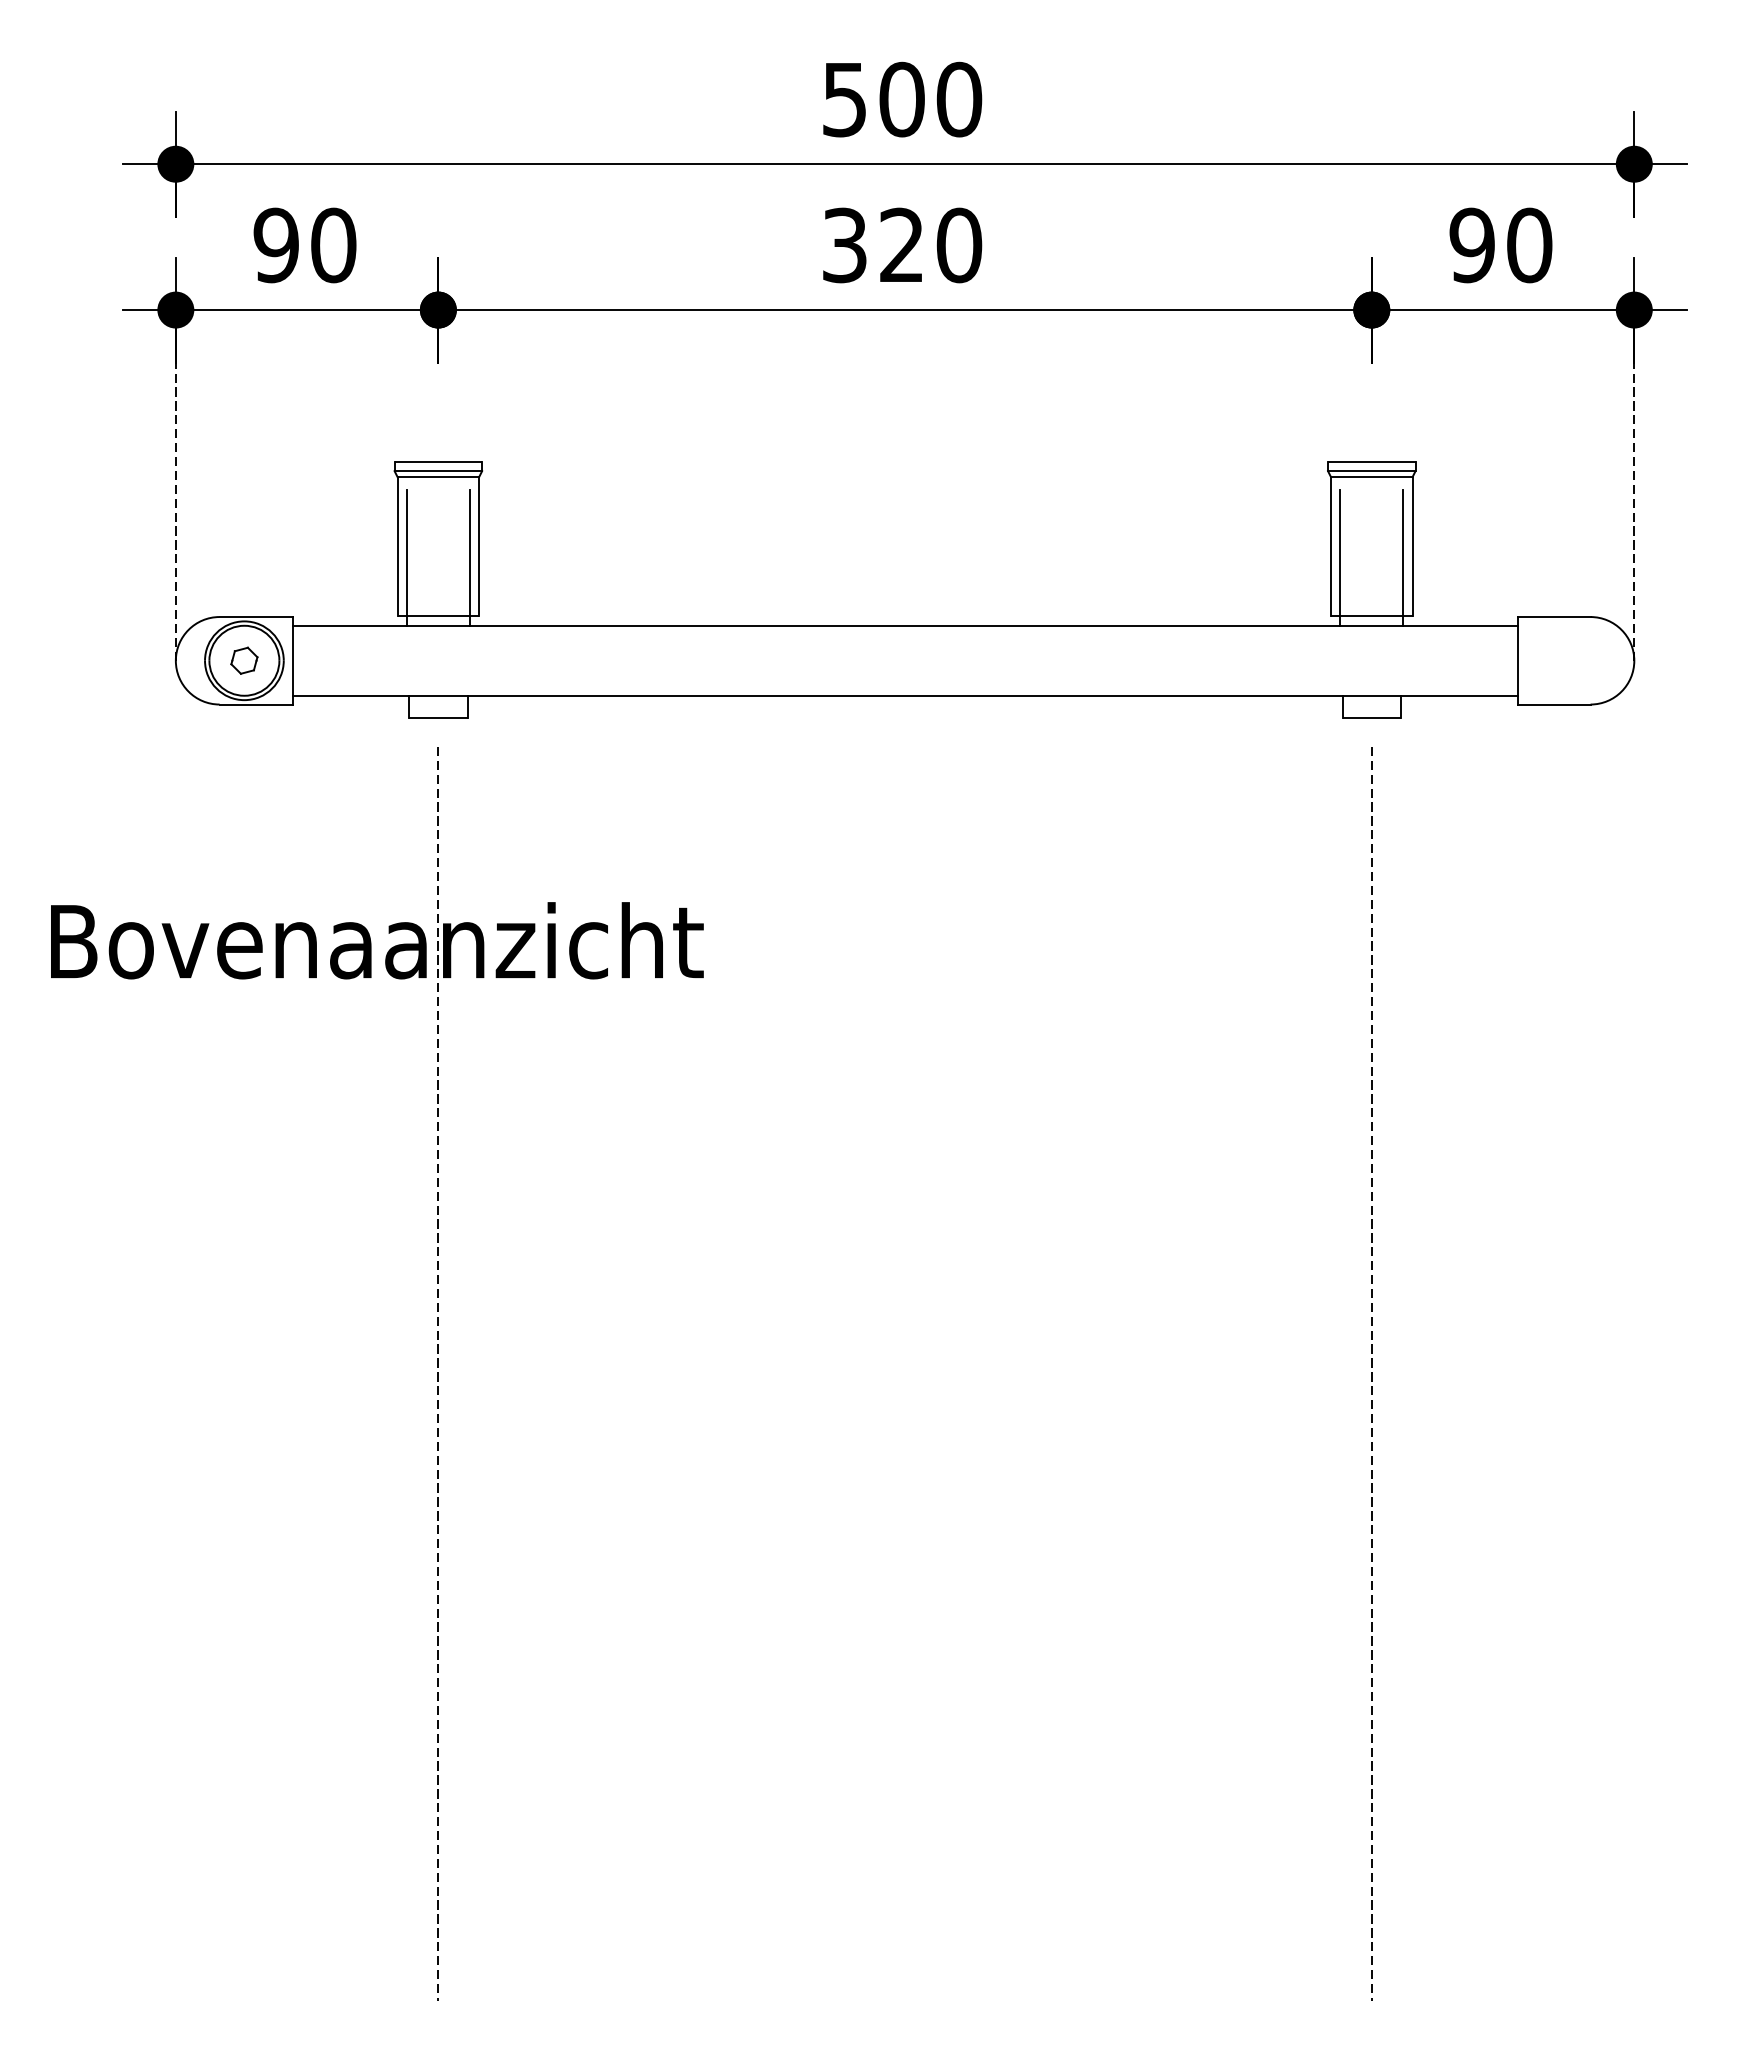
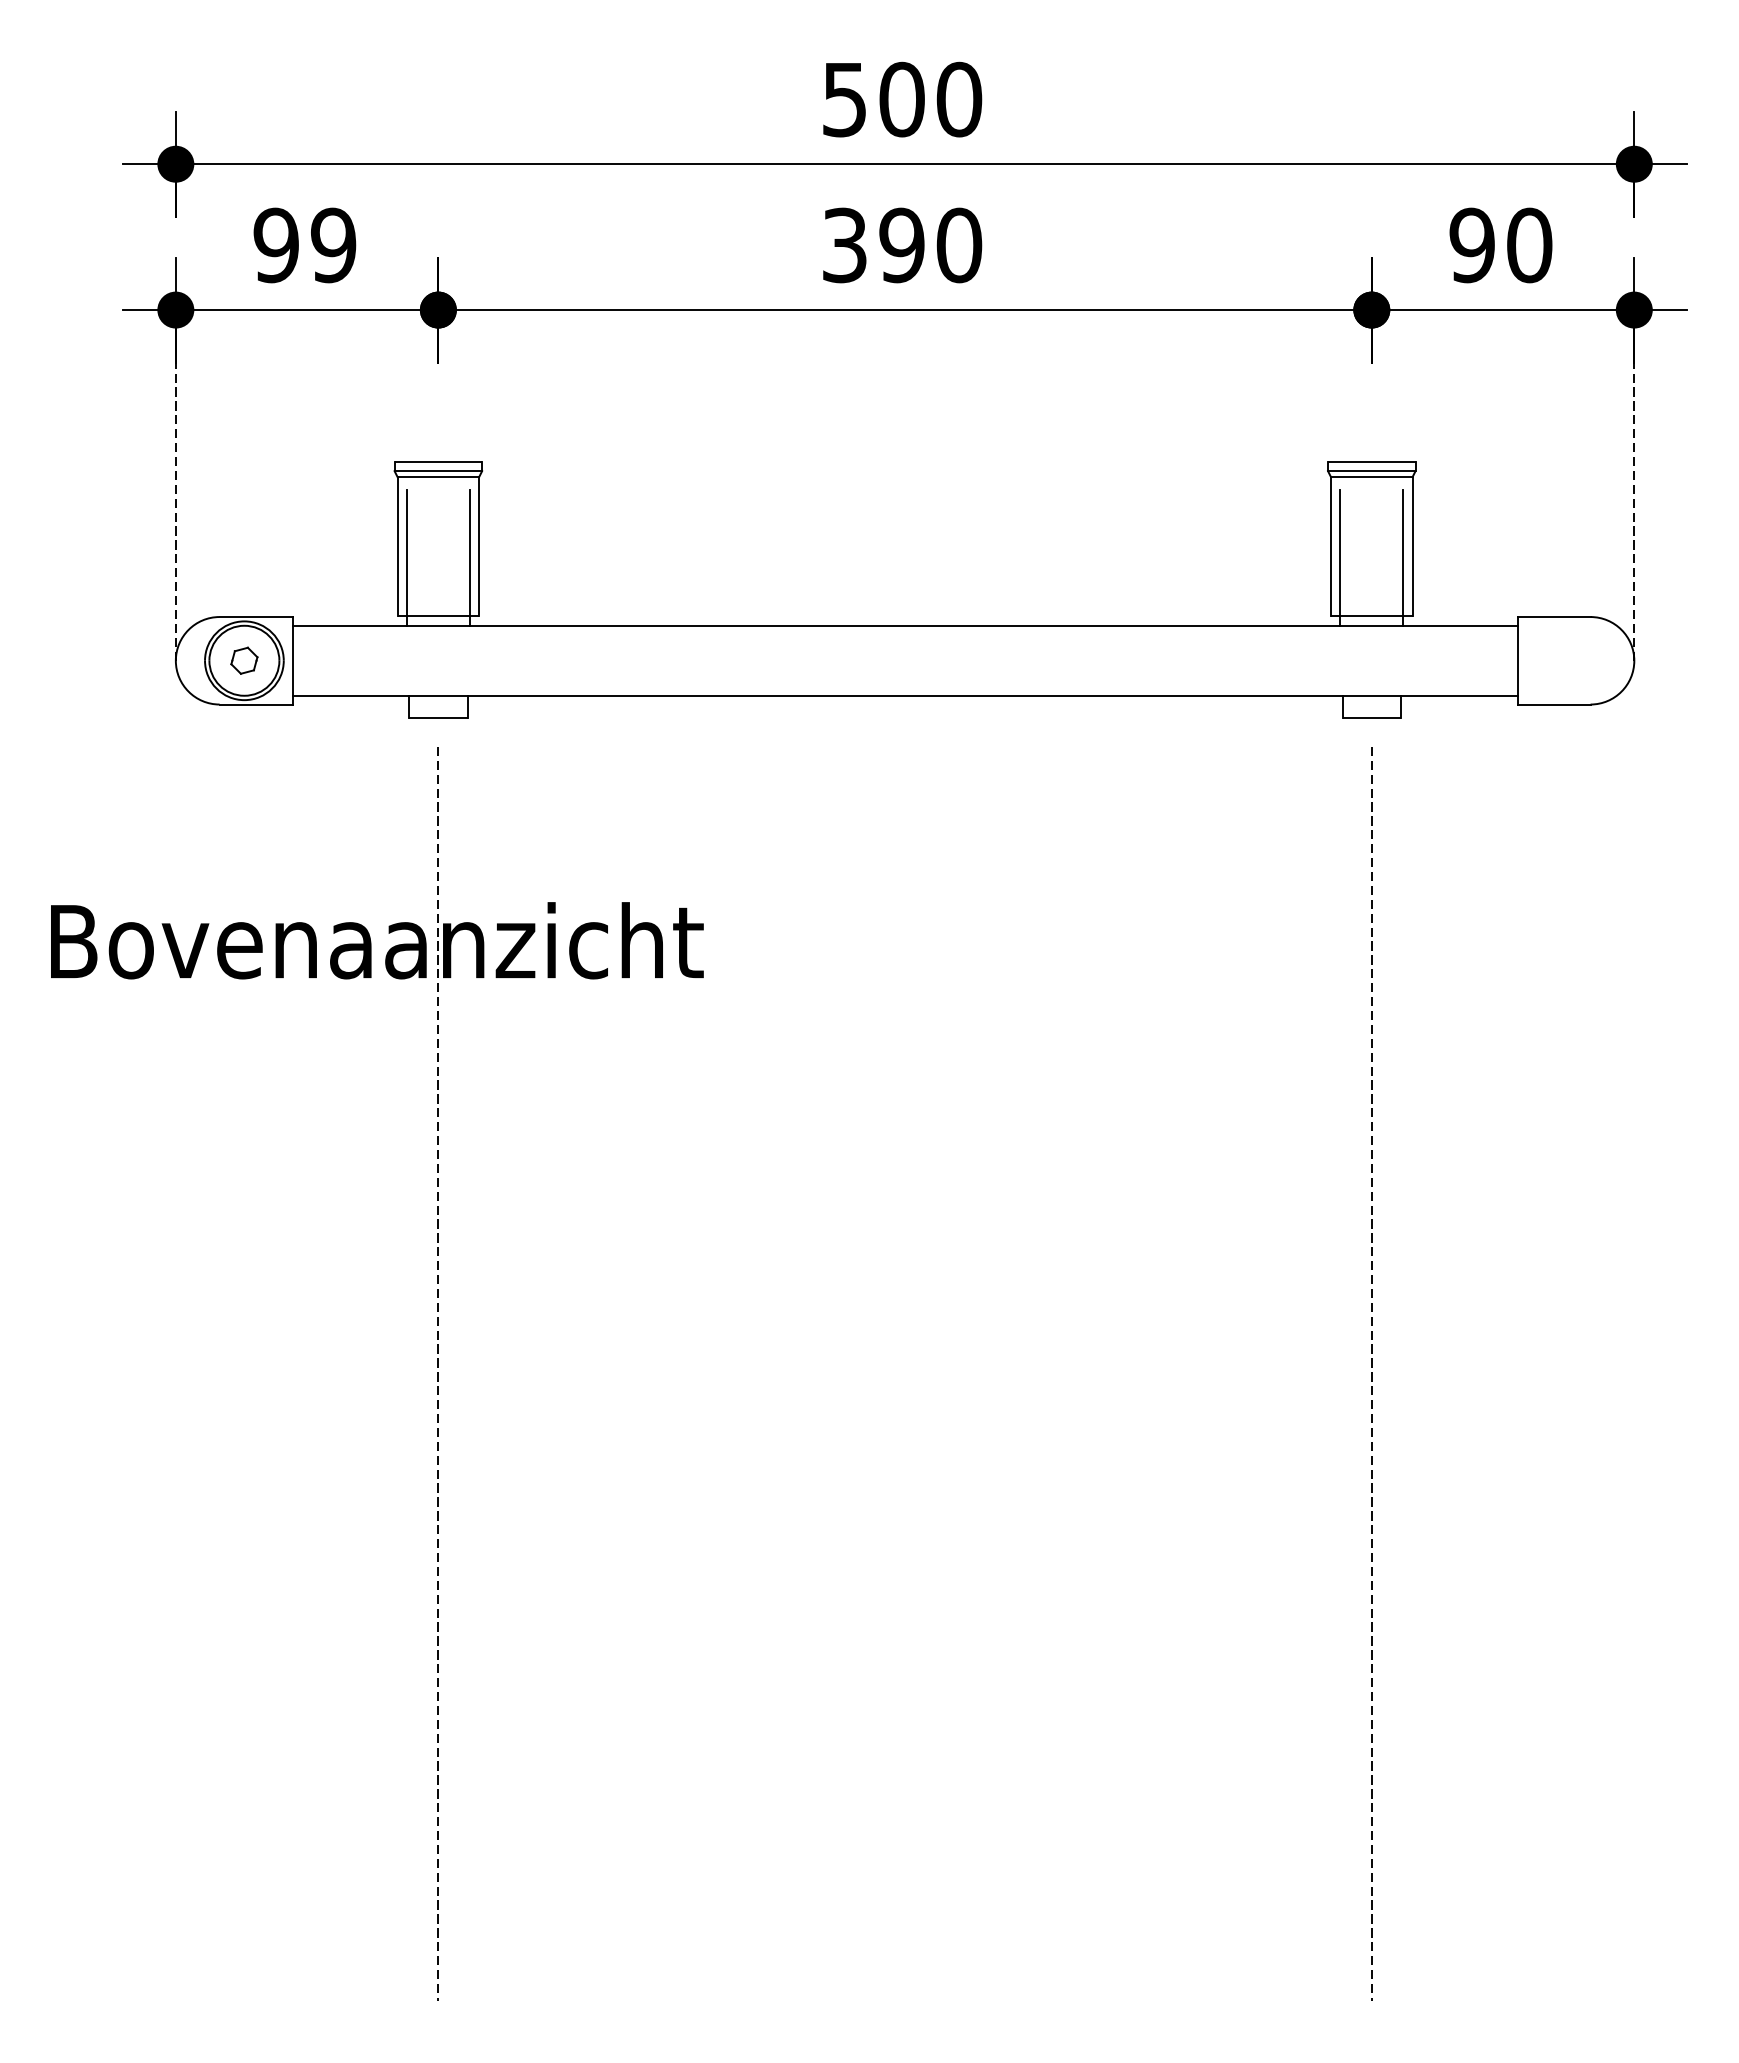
text: 90 -> 99 (333, 245)
text: 320 -> 390 (901, 245)
